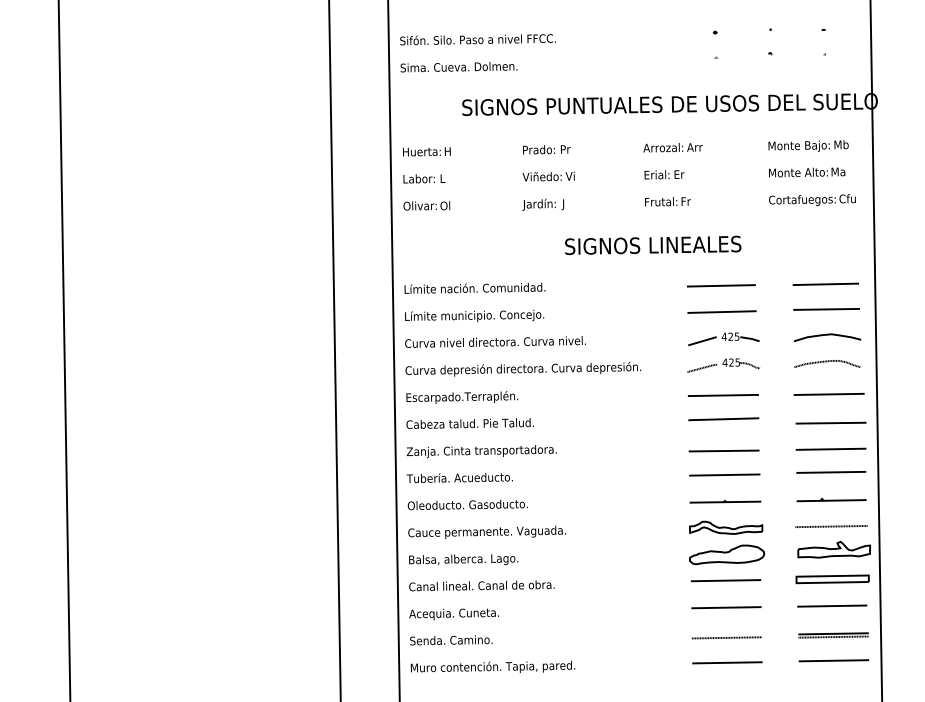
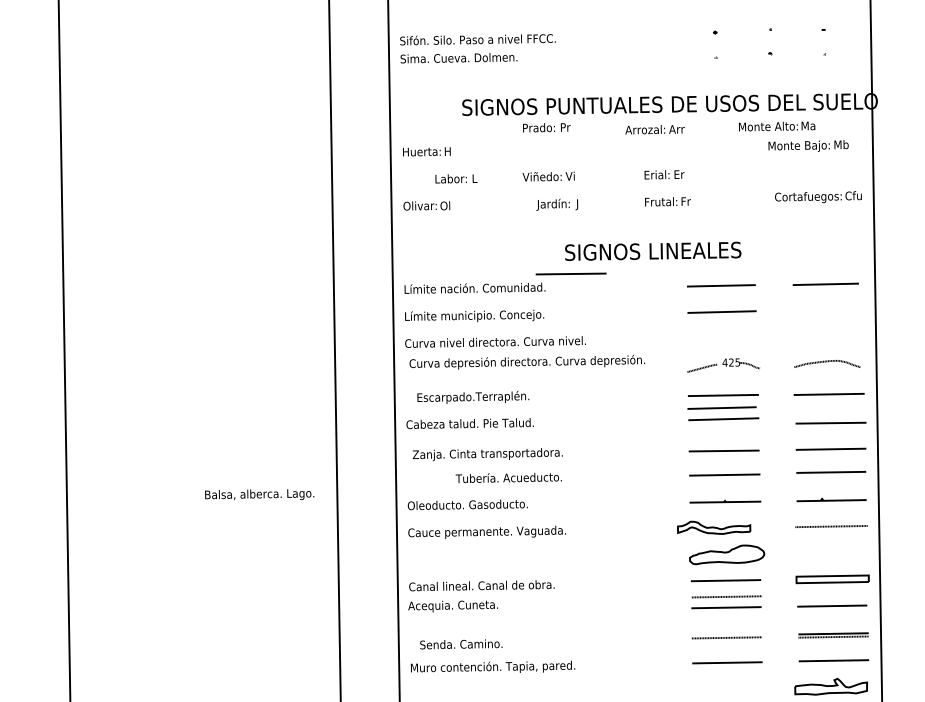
text position: (458, 67) -> (458, 58) (458, 58)
text position: (672, 147) -> (654, 129) (654, 129)
text position: (546, 149) -> (546, 127) (546, 127)
text position: (807, 172) -> (777, 126) (777, 126)
text position: (424, 178) -> (456, 178) (456, 178)
text position: (812, 200) -> (818, 197) (818, 197)
text position: (543, 204) -> (557, 204) (557, 204)
text position: (653, 245) -> (653, 251) (653, 251)
line: none -> present (570, 273)
line: present -> none (826, 309)
curve: present -> none (827, 335)
part: present -> none (723, 339)
text position: (523, 369) -> (527, 362) (527, 362)
text position: (462, 397) -> (473, 397) (473, 397)
line: none -> present (721, 407)
text position: (481, 451) -> (487, 454) (487, 454)
text position: (459, 478) -> (508, 478) (508, 478)
part position: (726, 527) -> (714, 527) (714, 527)
part position: (833, 549) -> (830, 686) (830, 686)
text position: (463, 559) -> (259, 494) (259, 494)
line: none -> present (726, 596)
text position: (453, 614) -> (452, 606) (452, 606)
text position: (451, 640) -> (461, 644) (461, 644)
